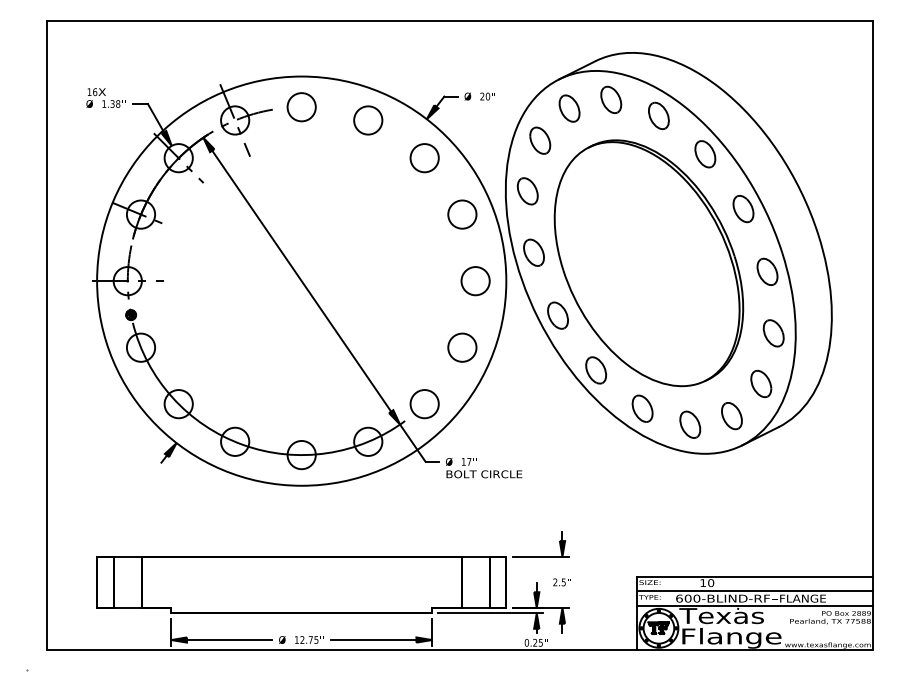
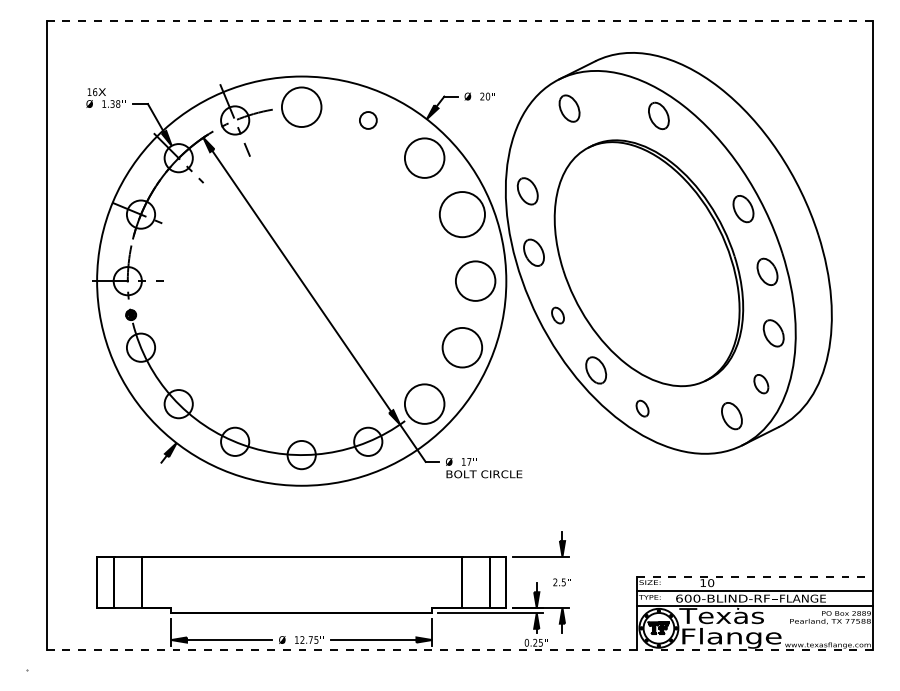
line: solid -> dashed (460, 20)
part: present -> none (611, 99)
circle diameter: 28 px -> 40 px (301, 107)
circle size: 31x31 px -> 19x19 px (368, 120)
part: present -> none (540, 140)
part: present -> none (705, 154)
circle diameter: 28 px -> 40 px (424, 157)
circle diameter: 28 px -> 45 px (461, 214)
circle diameter: 28 px -> 40 px (475, 280)
part size: 22x29 px -> 14x19 px (557, 315)
circle diameter: 28 px -> 40 px (462, 347)
part size: 23x29 px -> 17x21 px (761, 384)
circle diameter: 28 px -> 40 px (424, 403)
part size: 23x29 px -> 15x19 px (642, 408)
part: present -> none (690, 424)
line: solid -> dashed (755, 576)
line: solid -> dashed (460, 650)
